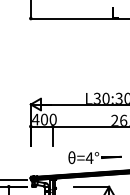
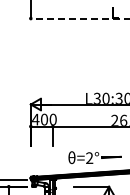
line: solid -> dashed (79, 18)
text: =4° -> =2° (89, 157)
